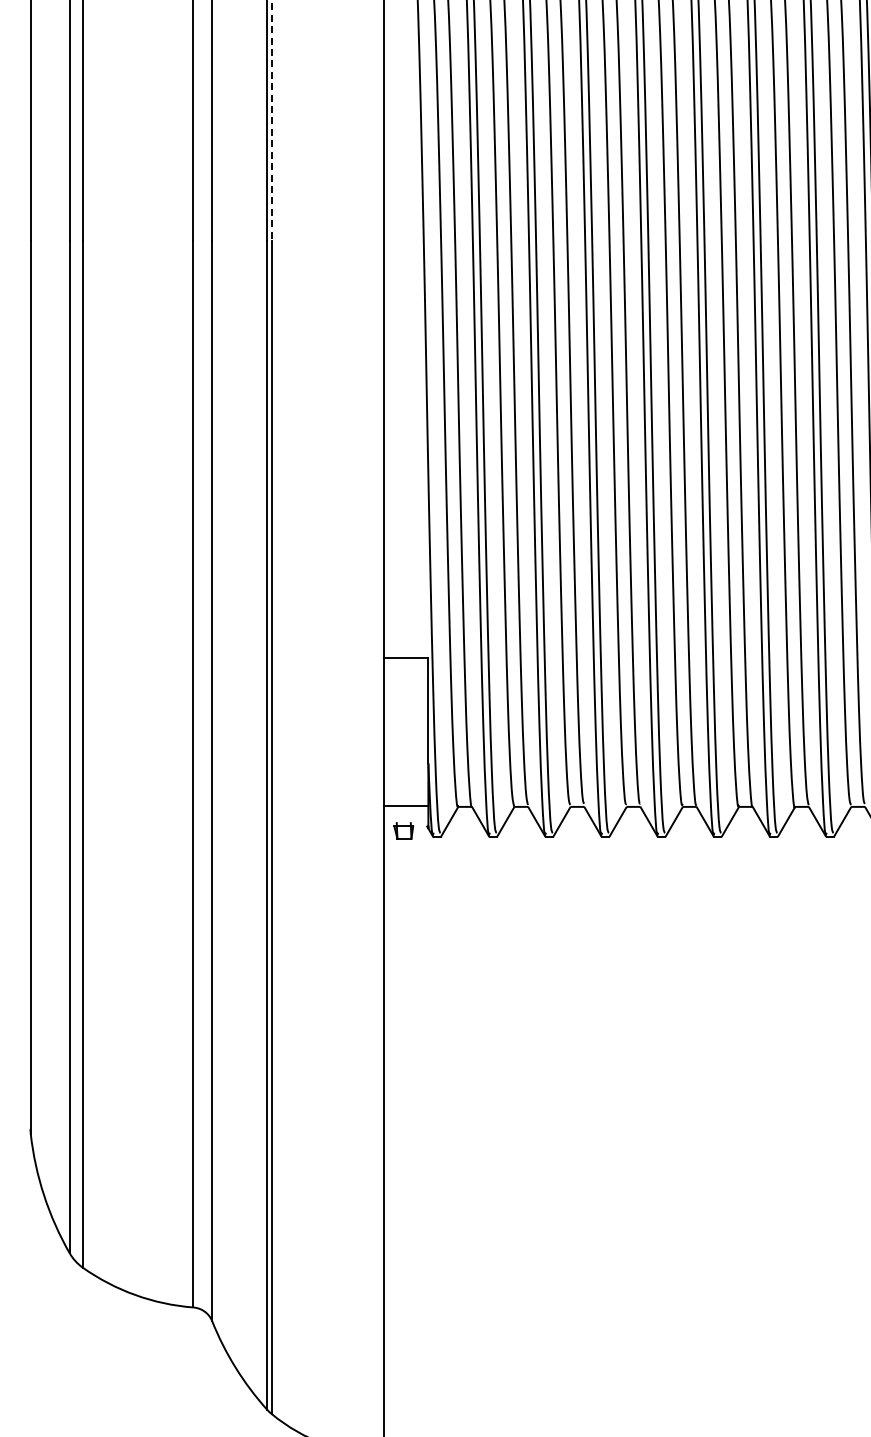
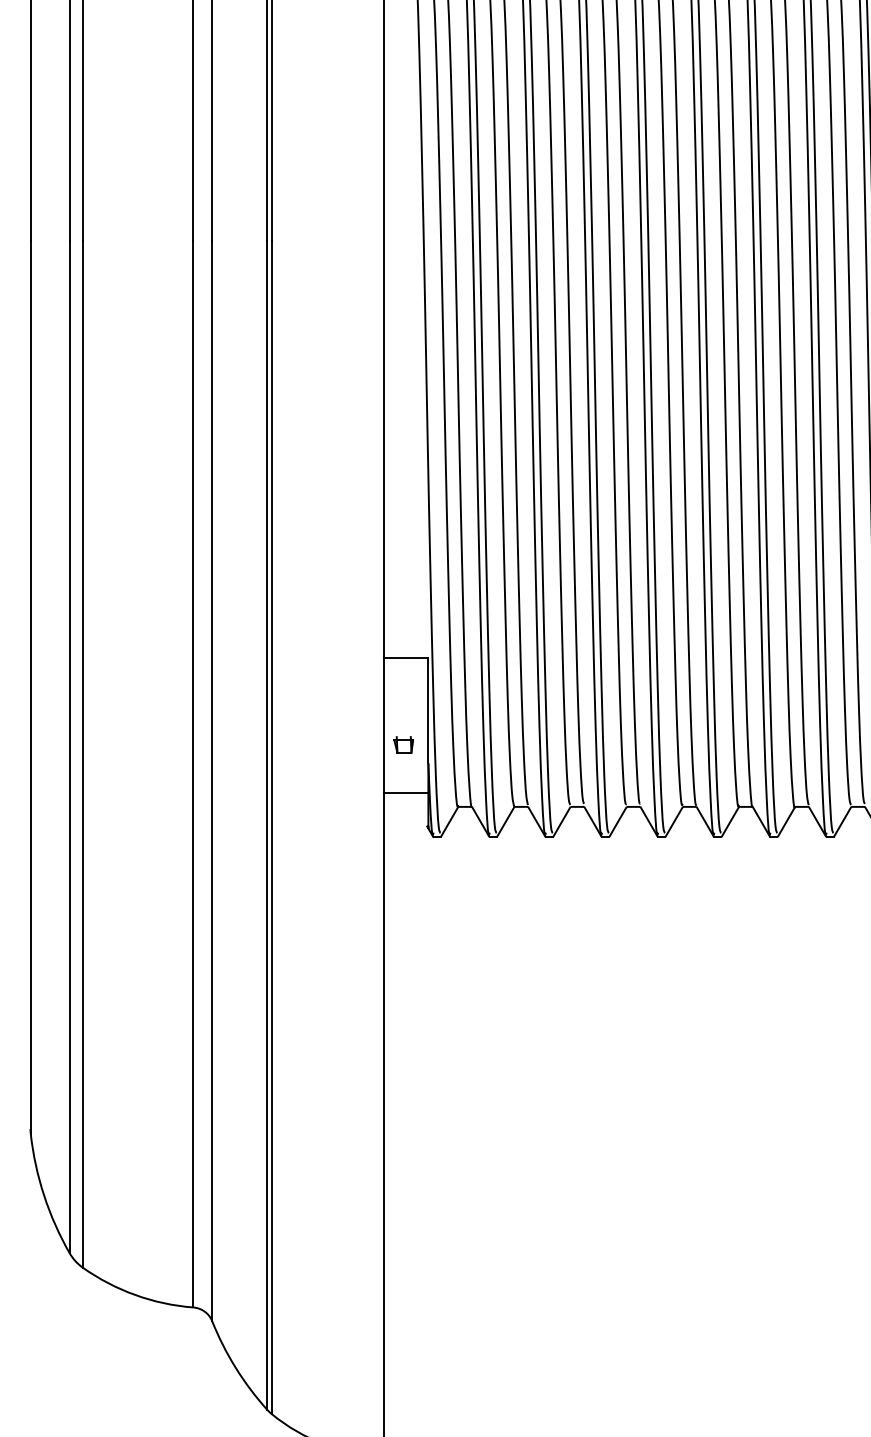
line: dashed -> solid (271, 120)
line position: (406, 806) -> (406, 793) (406, 793)
part position: (403, 830) -> (403, 744) (403, 744)
